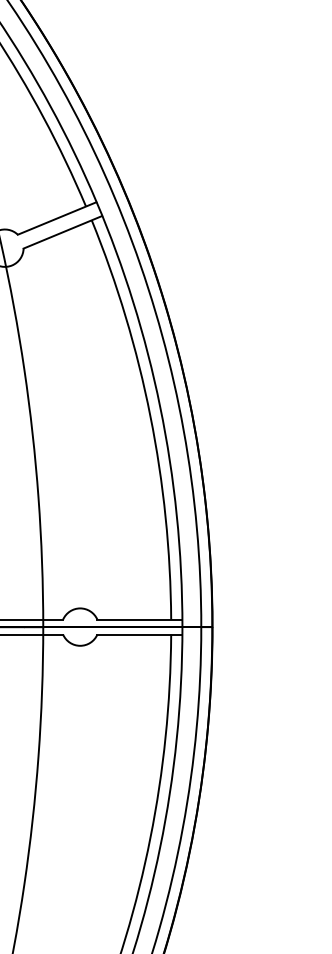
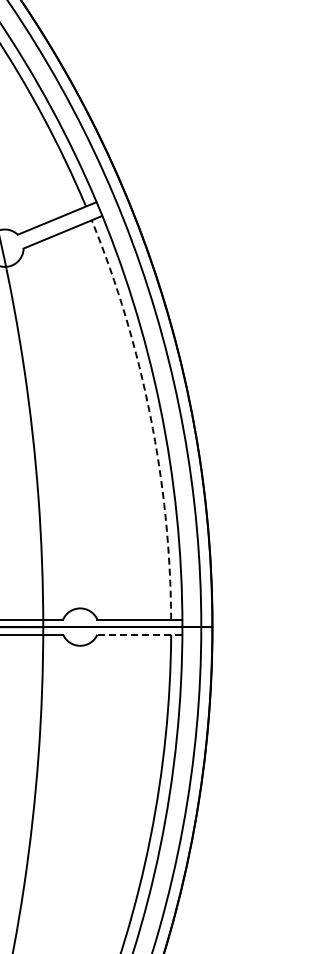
arc: solid -> dashed (150, 416)
line: solid -> dashed (139, 634)
